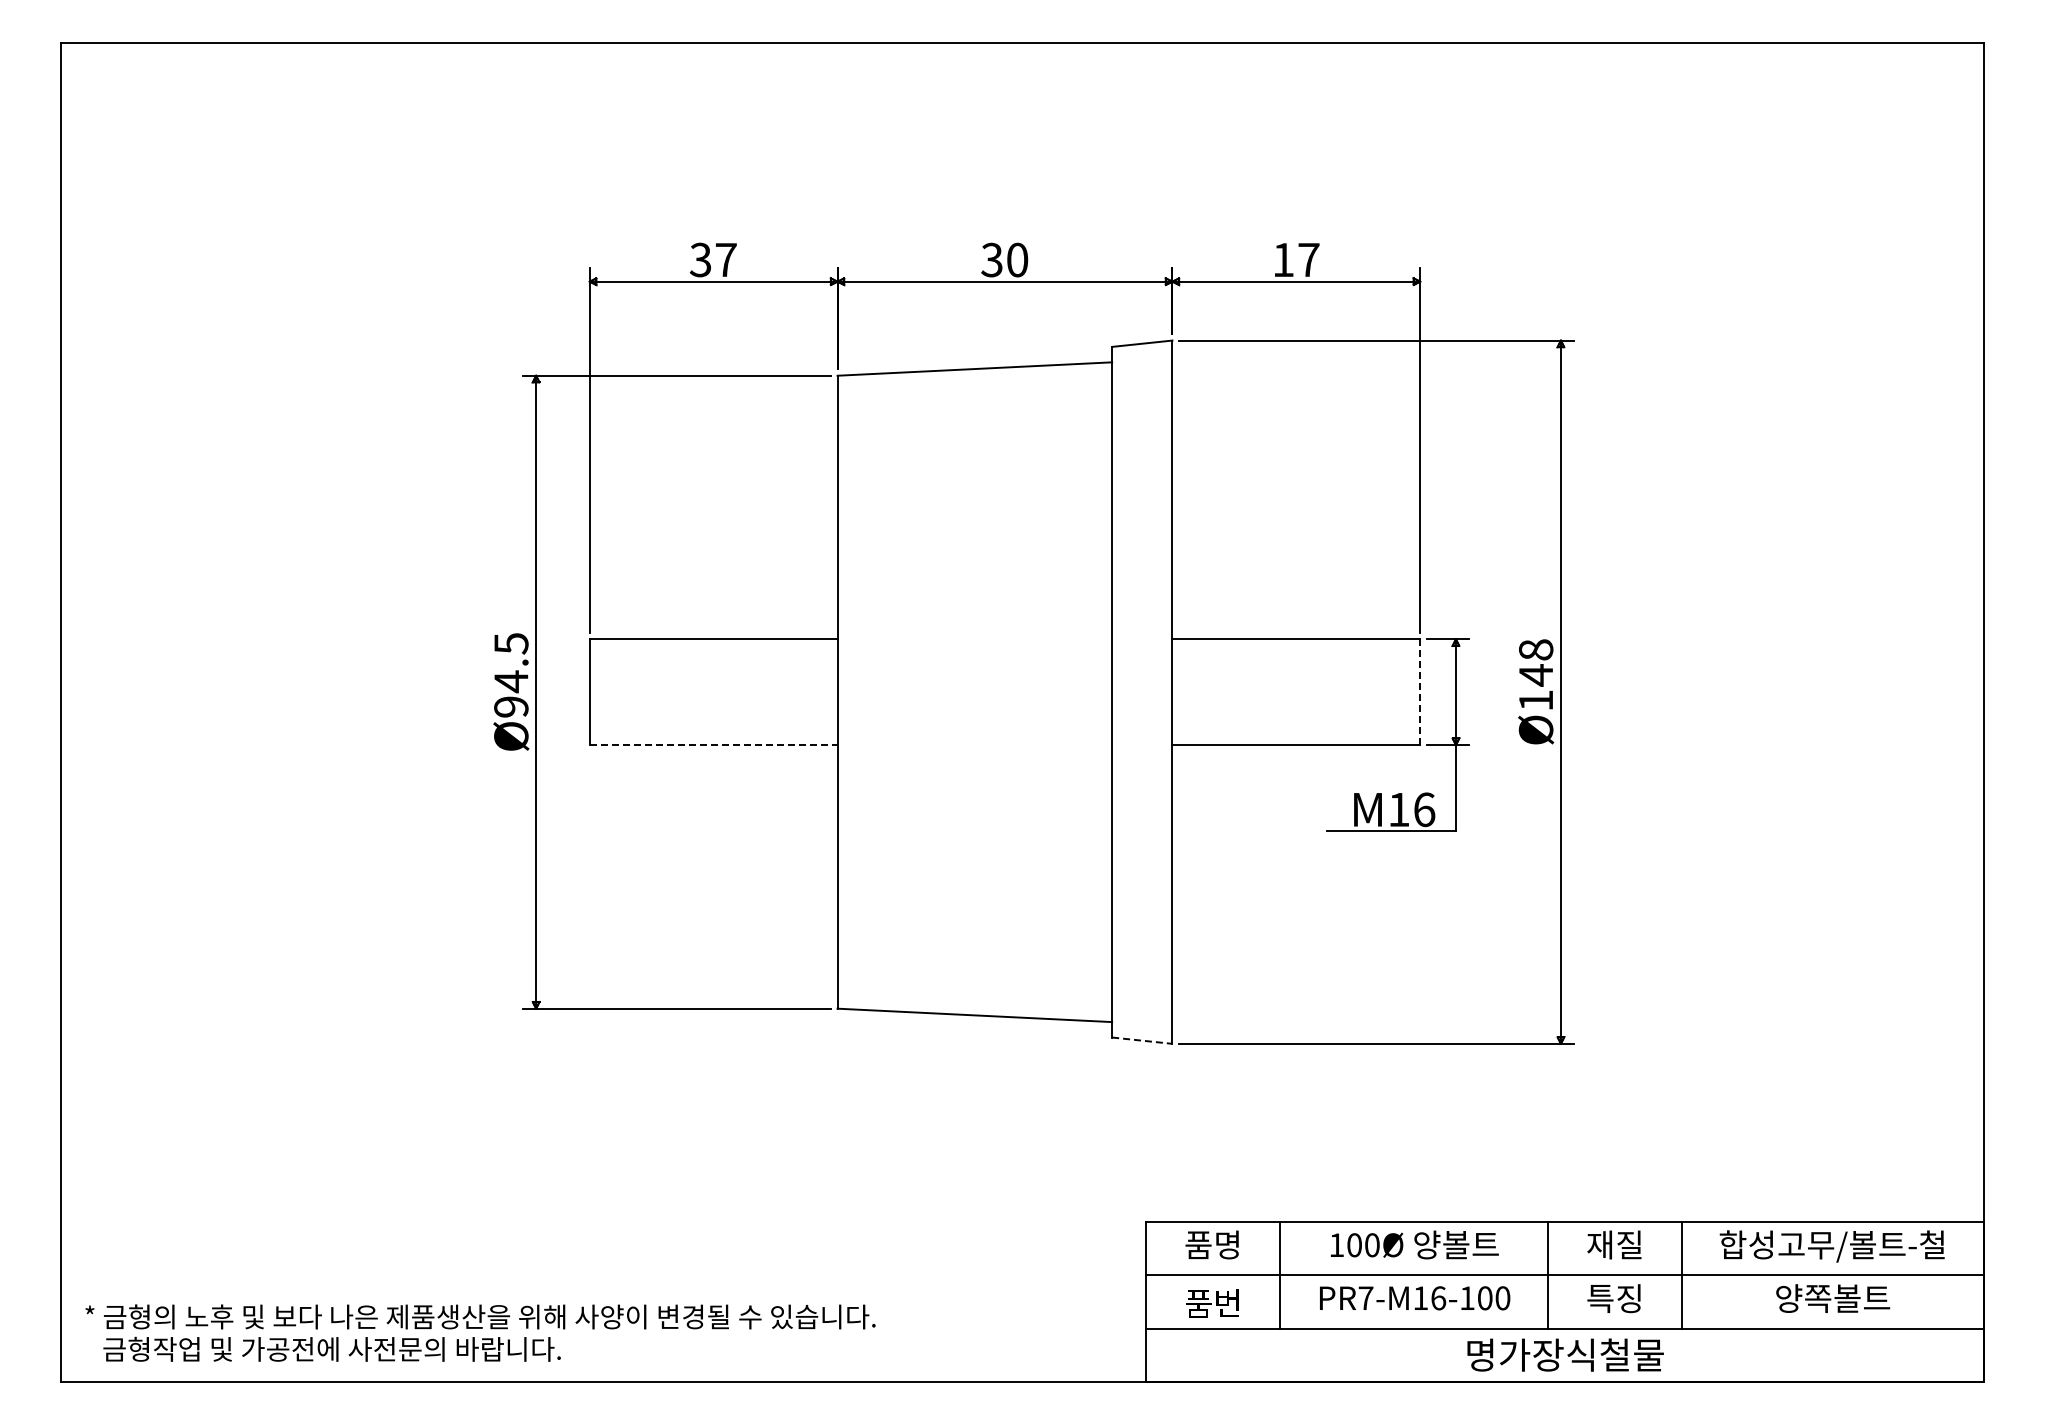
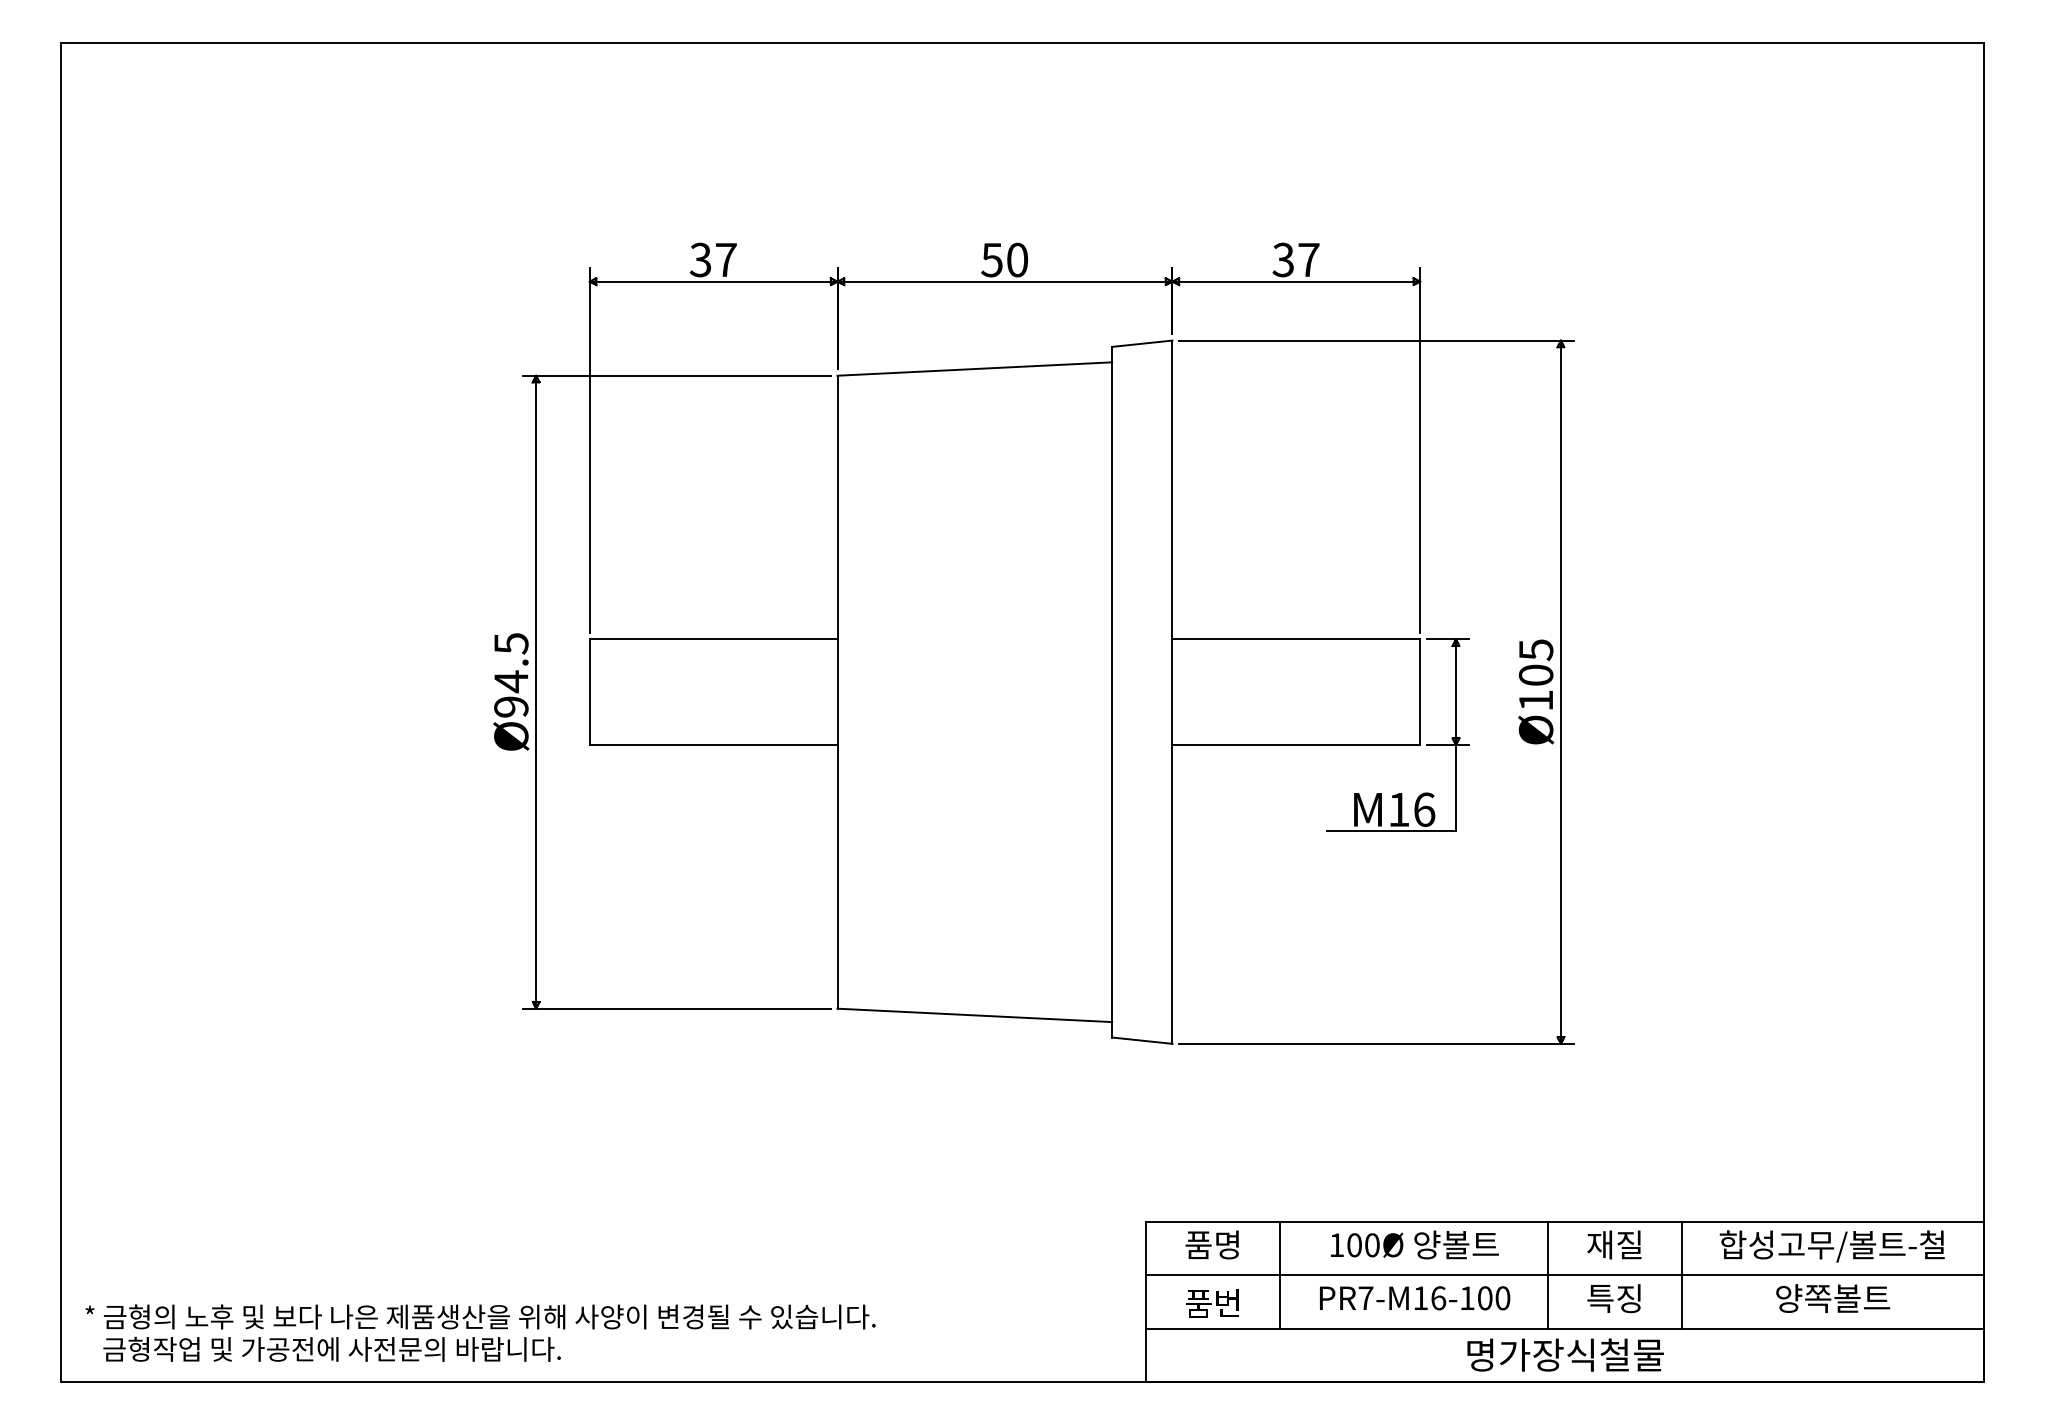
text: 30 -> 50 (991, 259)
text: 17 -> 37 (1282, 259)
text: Ø148 -> Ø105 (1535, 662)
line: dashed -> solid (1420, 692)
line: dashed -> solid (713, 745)
line: dashed -> solid (1142, 1040)
